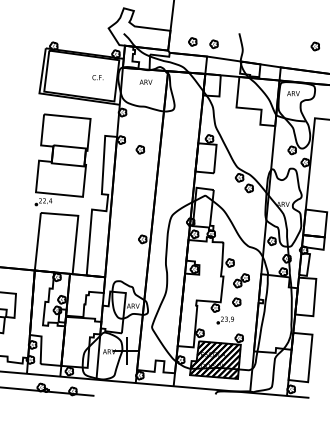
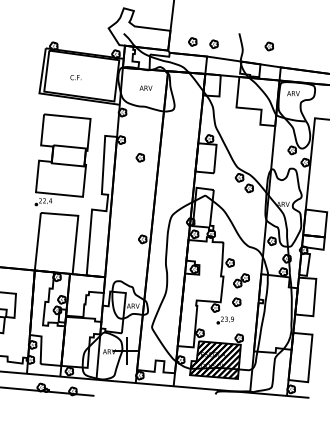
part position: (314, 46) -> (268, 46) (268, 46)
text position: (97, 77) -> (75, 77) (75, 77)
text position: (145, 81) -> (145, 87) (145, 87)
part position: (140, 149) -> (140, 157) (140, 157)
